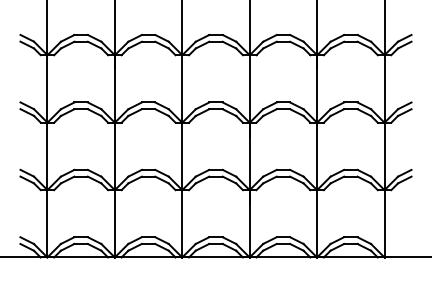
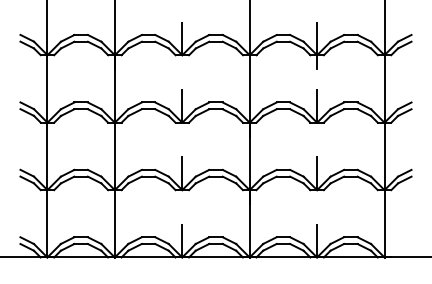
line: solid -> dashed (182, 128)
line: solid -> dashed (317, 128)
